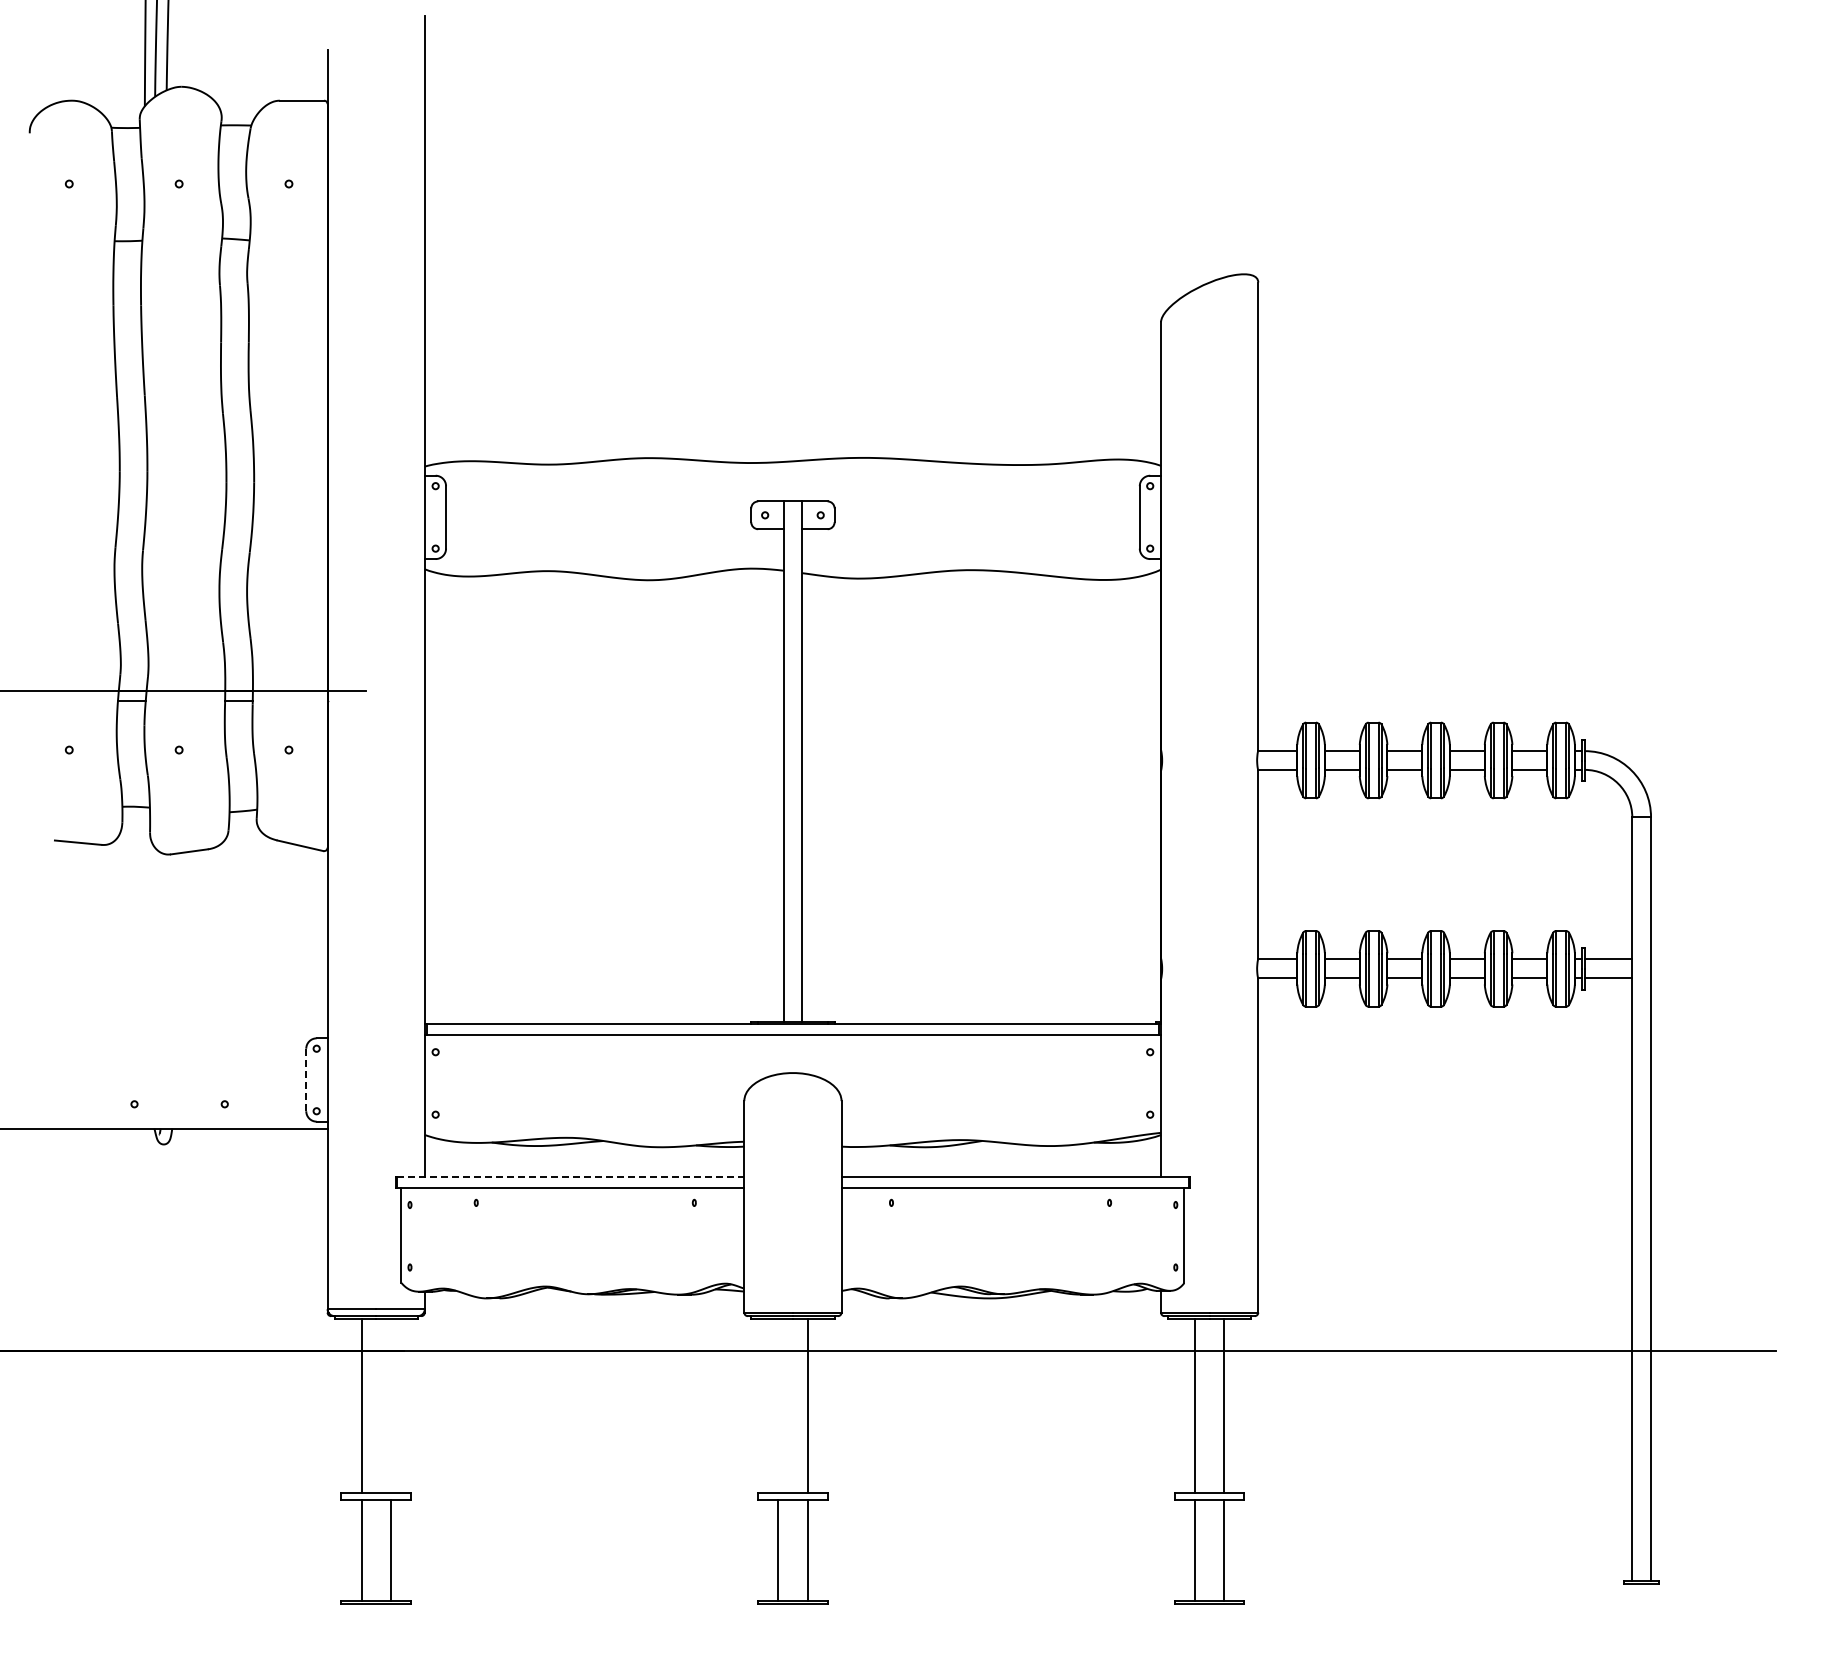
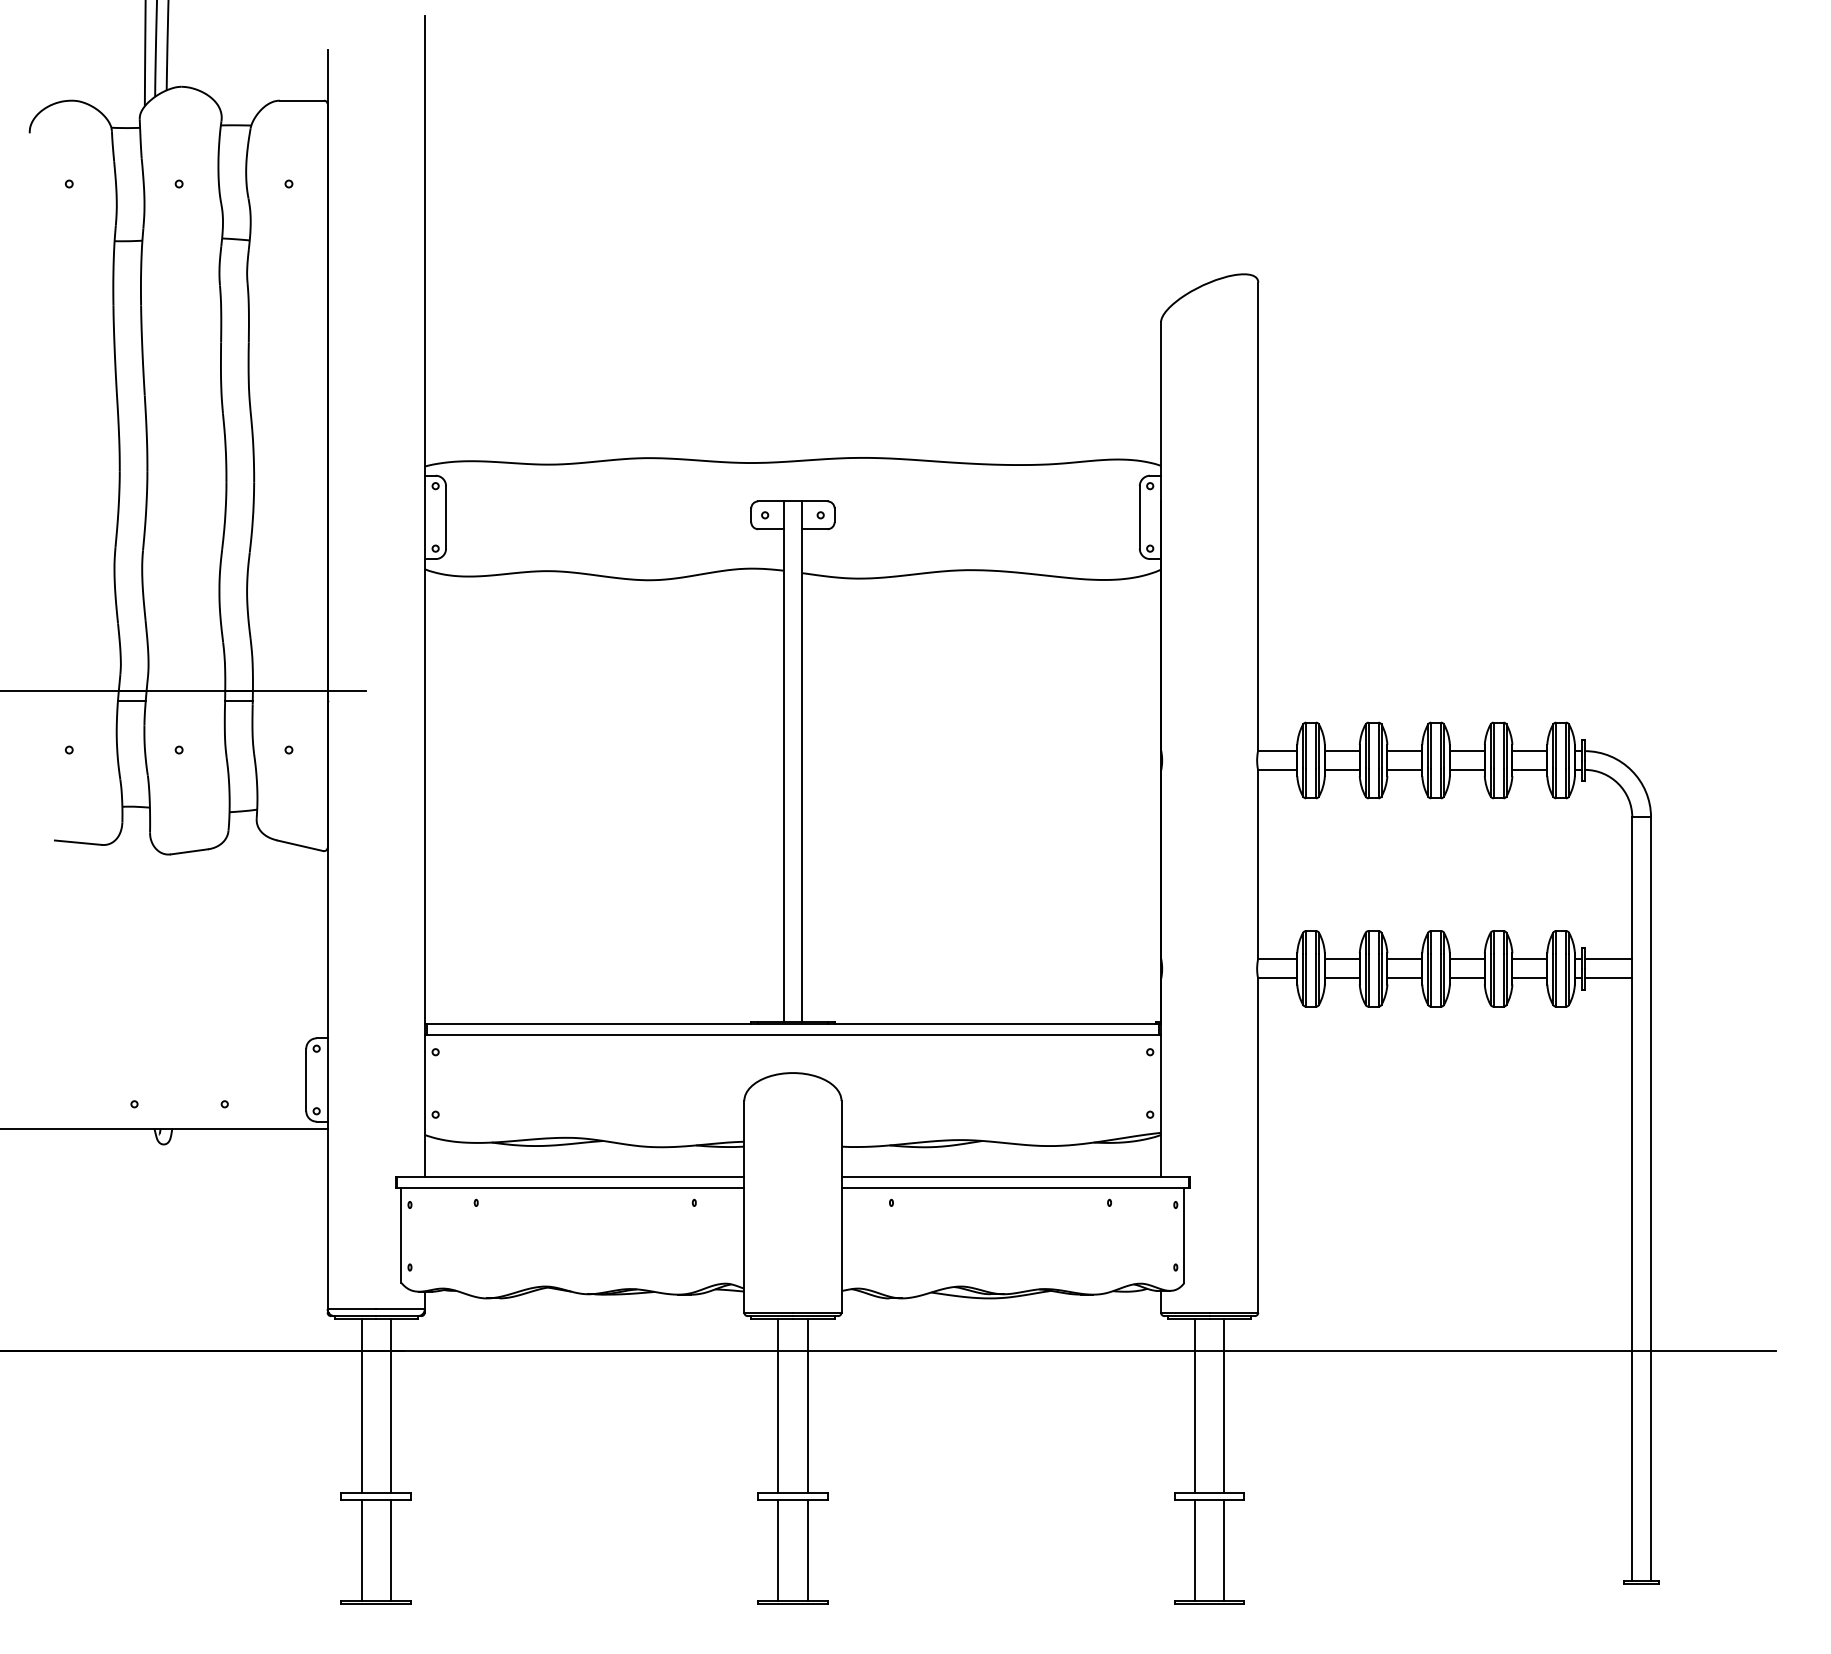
line: dashed -> solid (306, 1079)
line: dashed -> solid (570, 1177)
line: none -> present (390, 1405)
line: none -> present (778, 1405)
